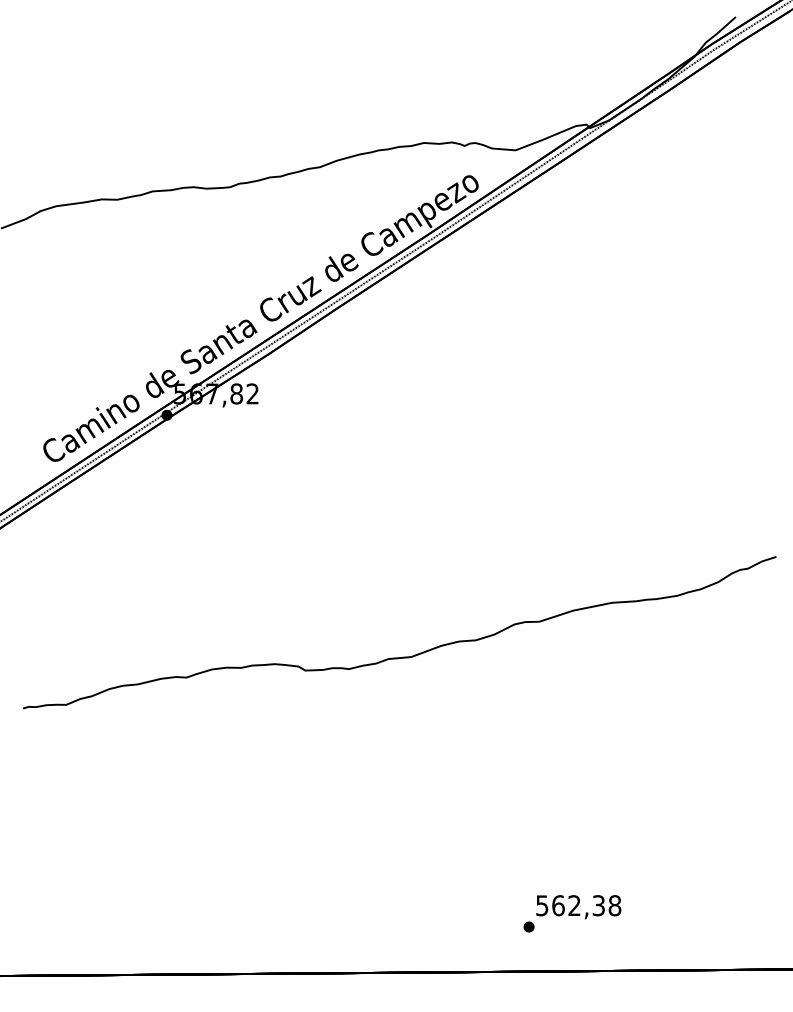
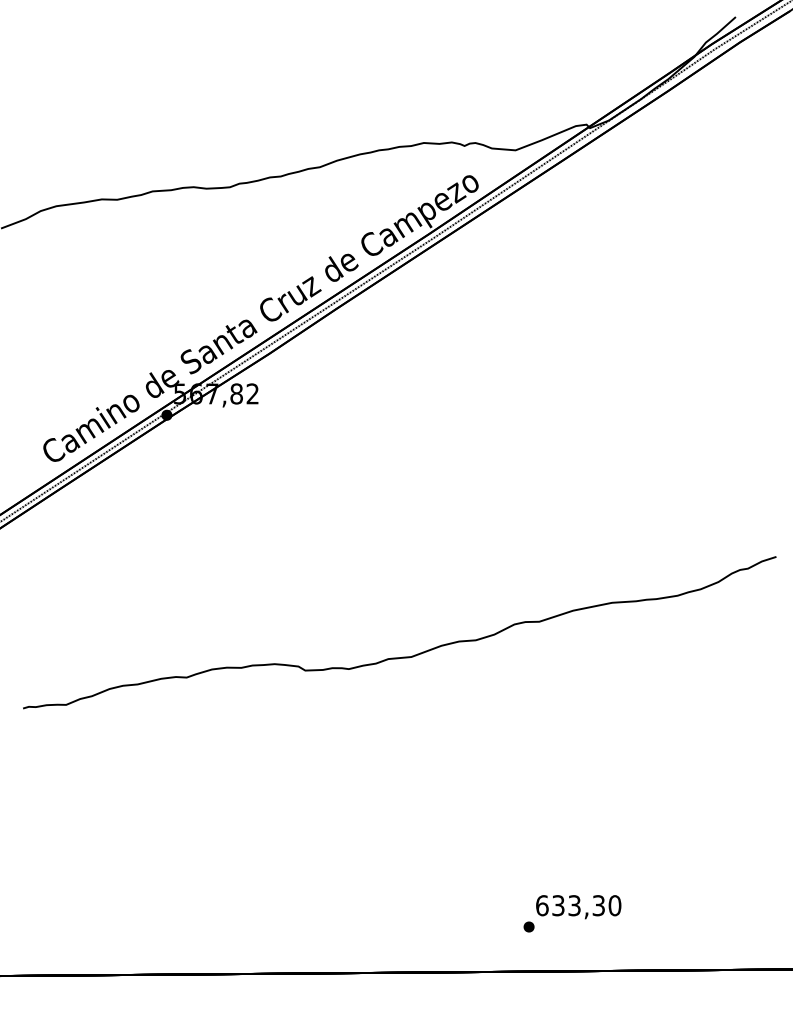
text: 562,38 -> 633,30 (578, 905)
